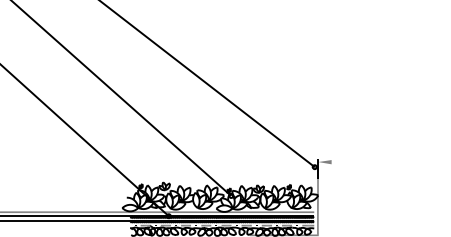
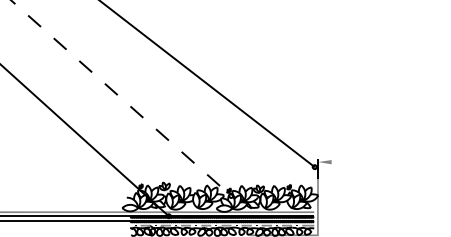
line: solid -> dashed (121, 98)
